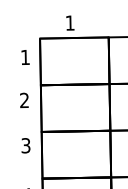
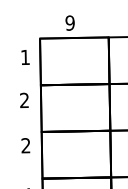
text: 1 -> 9 (69, 22)
text: 3 -> 2 (25, 145)
